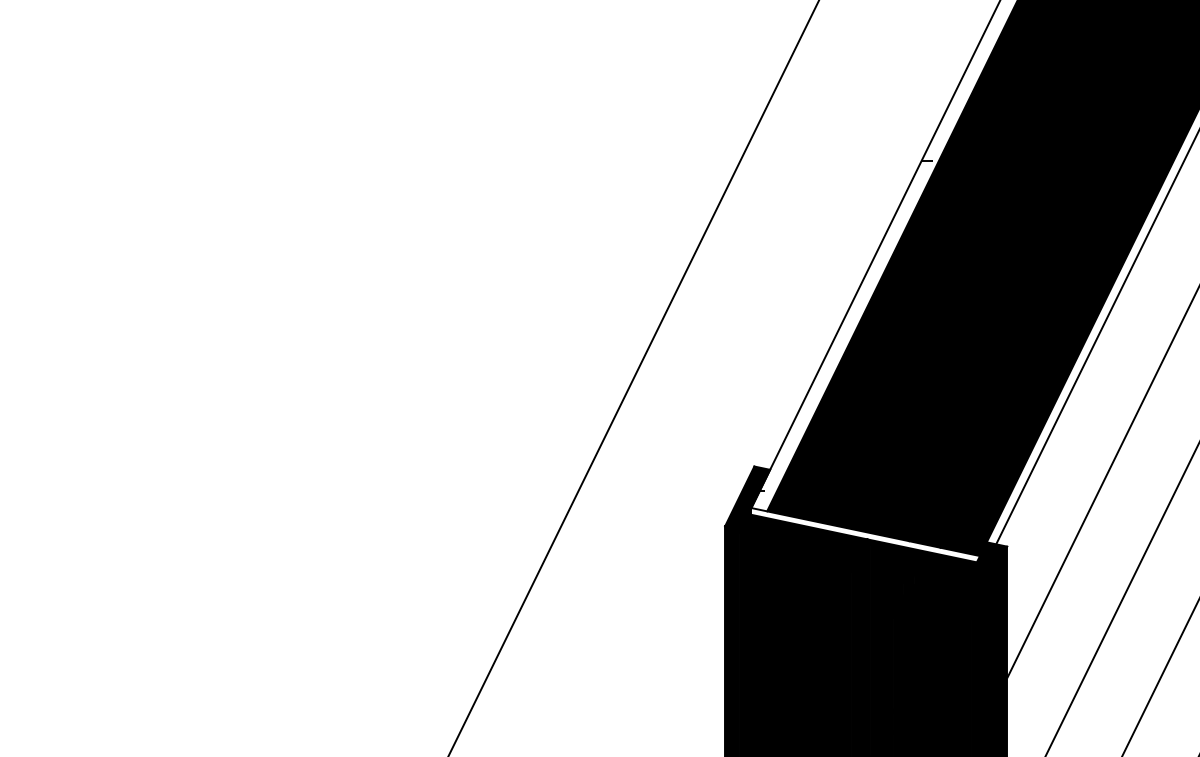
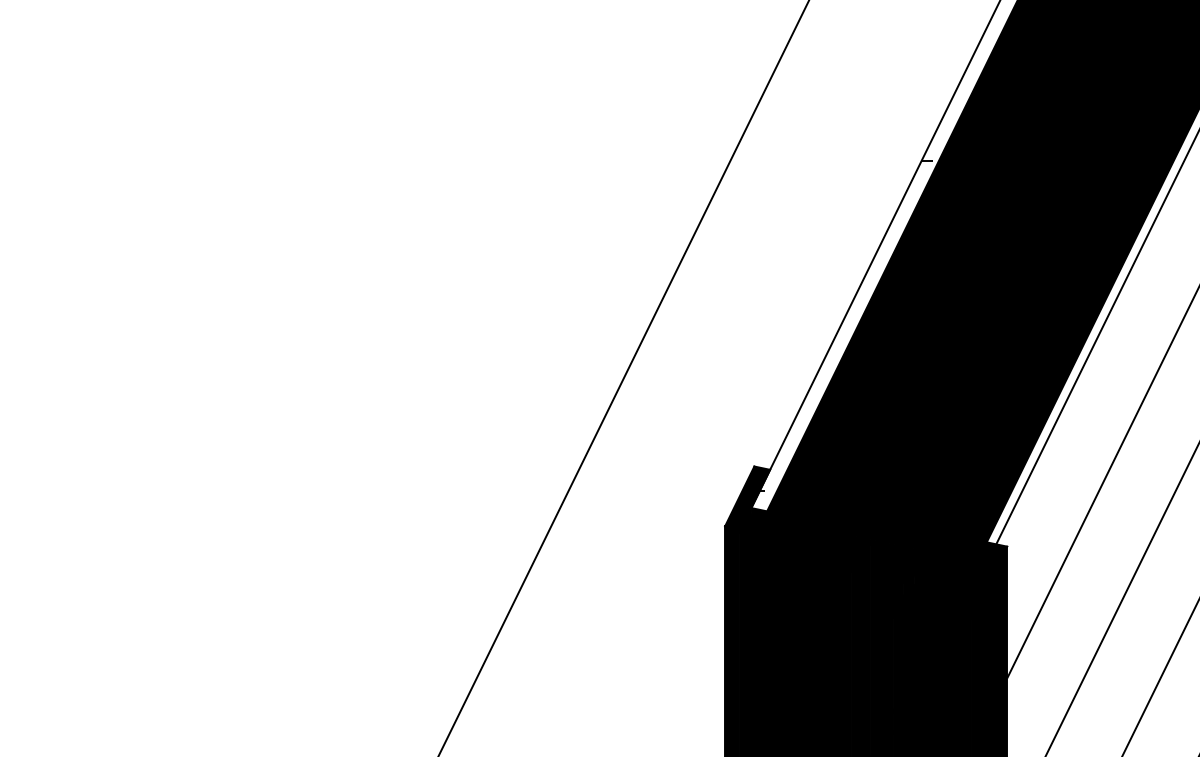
line position: (633, 377) -> (623, 377) (623, 377)
fill: none -> present (865, 535)
